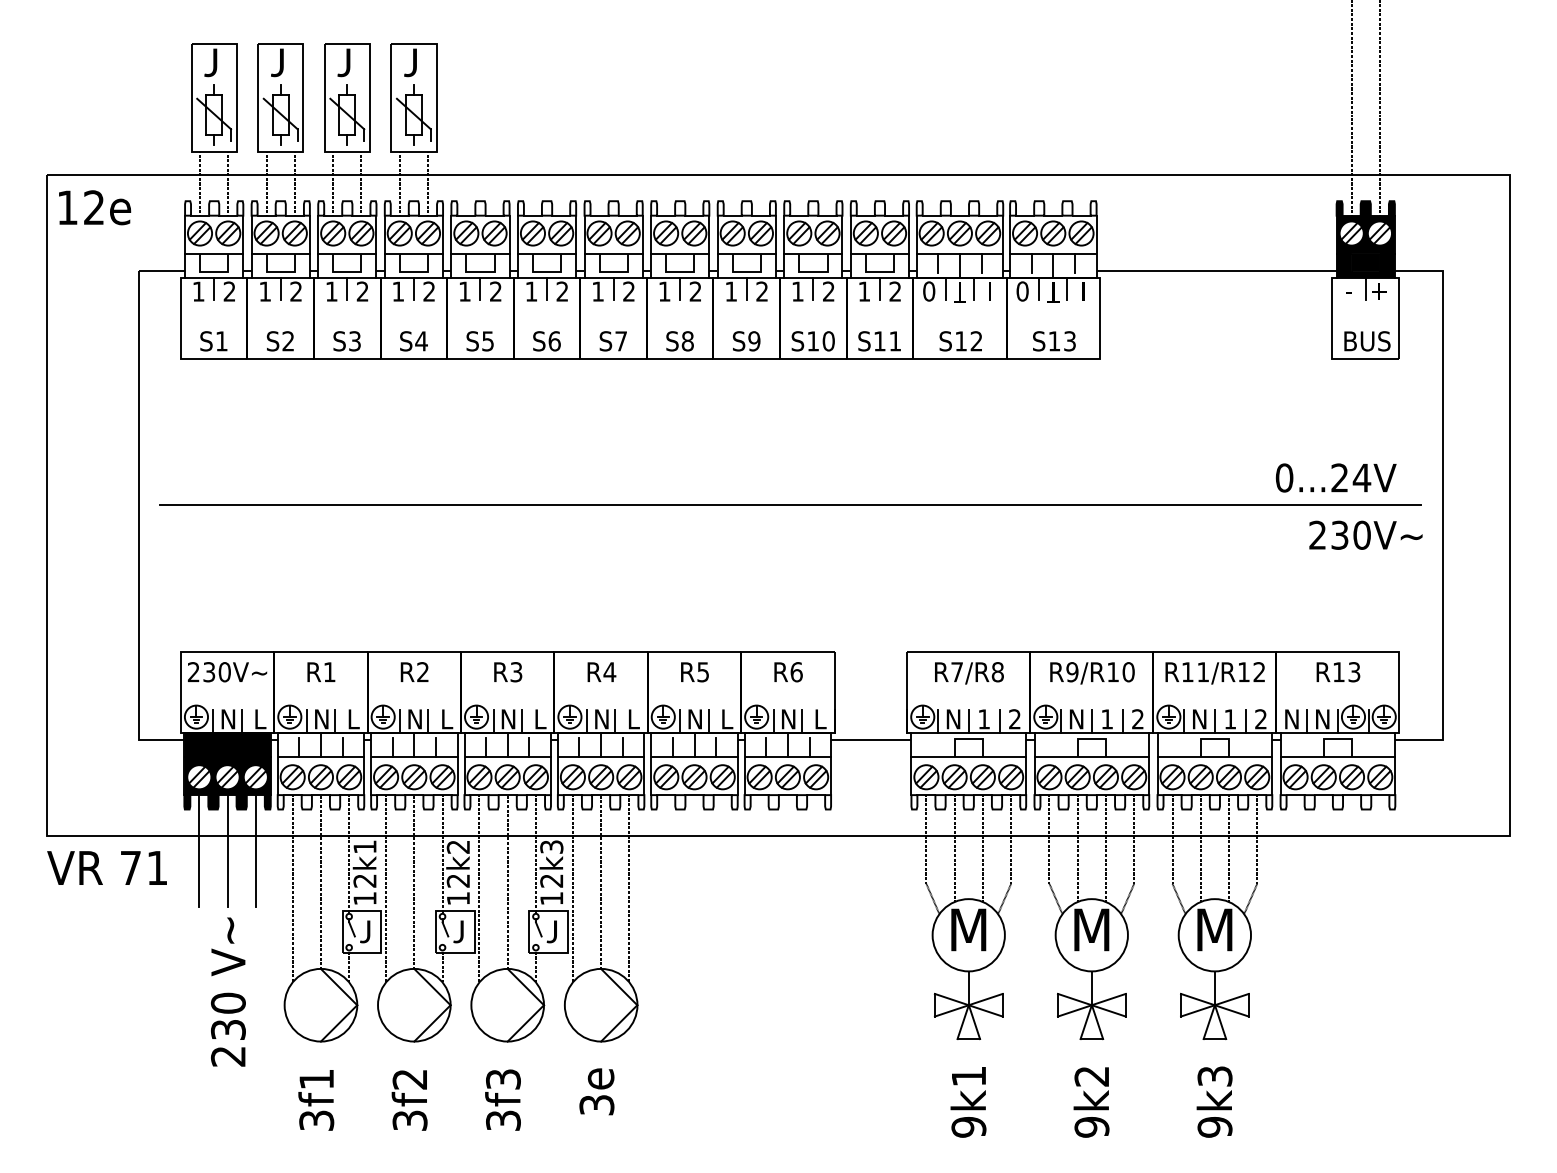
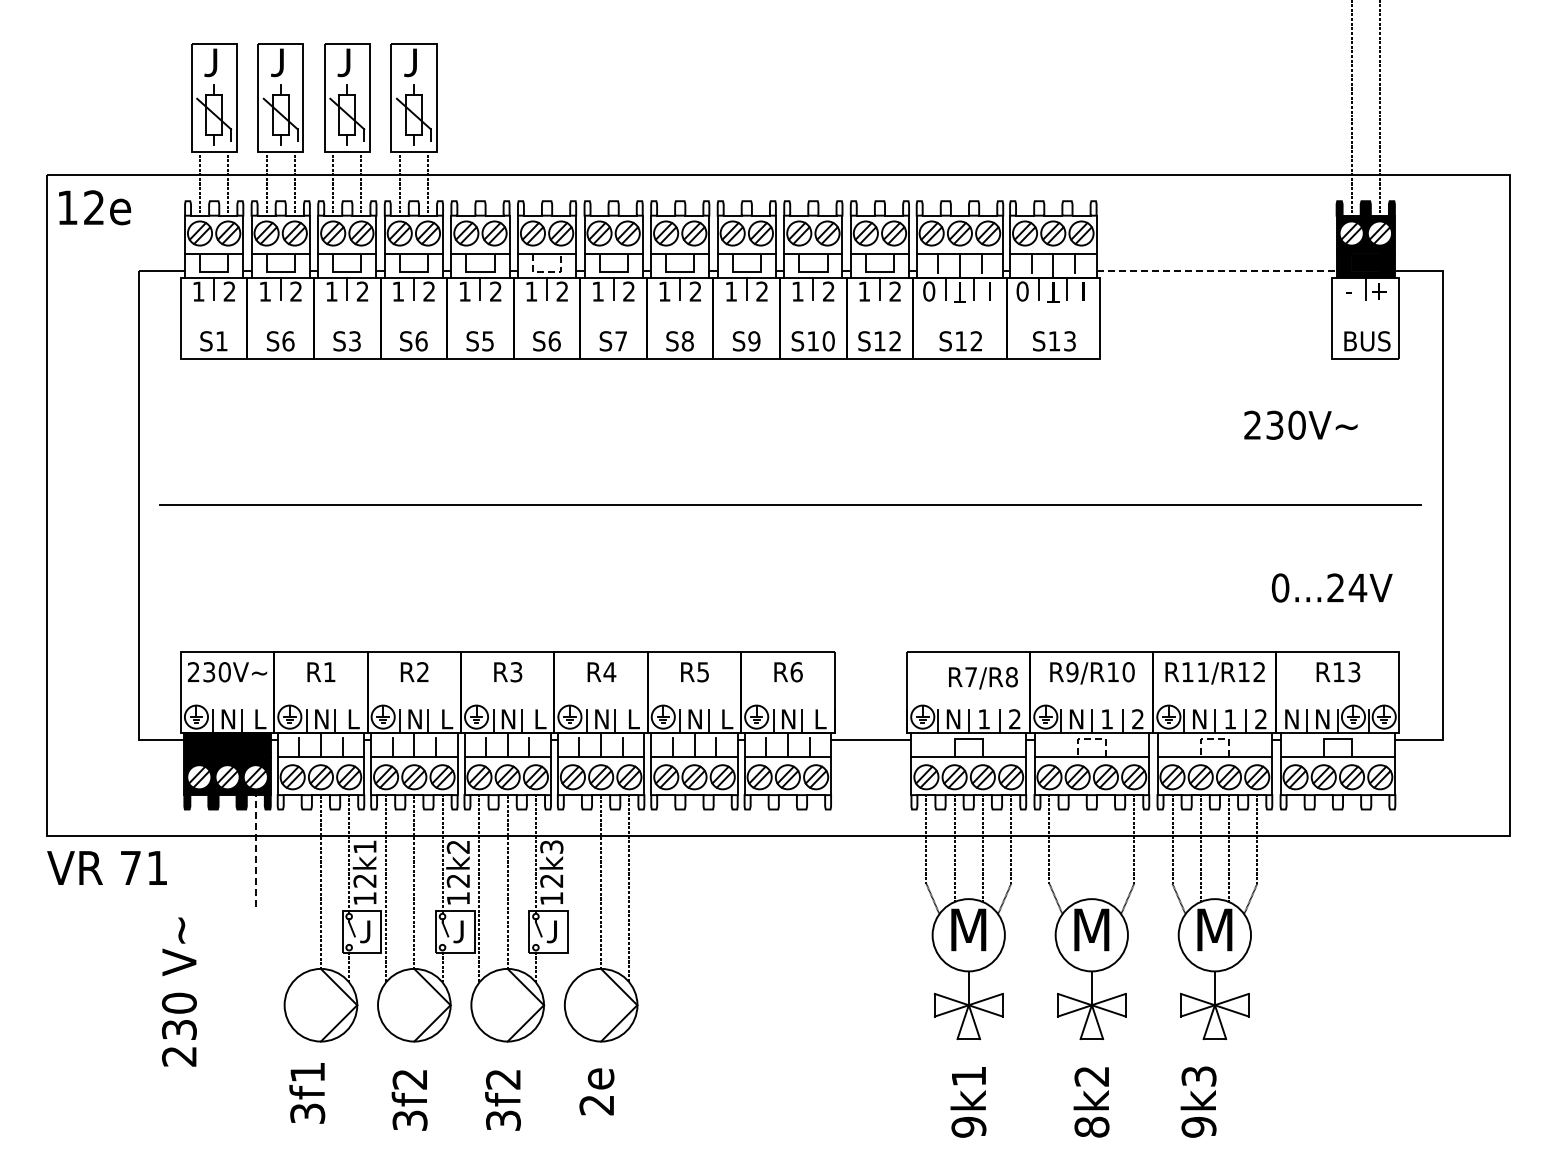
line: solid -> dashed (547, 271)
line: solid -> dashed (1217, 271)
text: S2 -> S6 (288, 341)
text: S4 -> S6 (421, 341)
text: S11 -> S12 (894, 341)
text position: (1335, 477) -> (1331, 587) (1331, 587)
text position: (1365, 534) -> (1300, 424) (1300, 424)
text position: (969, 673) -> (983, 678) (983, 678)
line: solid -> dashed (1091, 739)
line: solid -> dashed (1214, 739)
line: present -> none (1077, 848)
line: present -> none (1105, 848)
line: present -> none (199, 850)
line: present -> none (227, 850)
line: solid -> dashed (255, 851)
line: present -> none (292, 888)
line: present -> none (572, 888)
text position: (228, 991) -> (179, 991) (179, 991)
text: 3f3 -> 3f2 (503, 1079)
text position: (316, 1100) -> (307, 1093) (307, 1093)
text position: (1214, 1101) -> (1198, 1101) (1198, 1101)
text: 3e -> 2e (596, 1105)
text: 9k2 -> 8k2 (1091, 1126)
